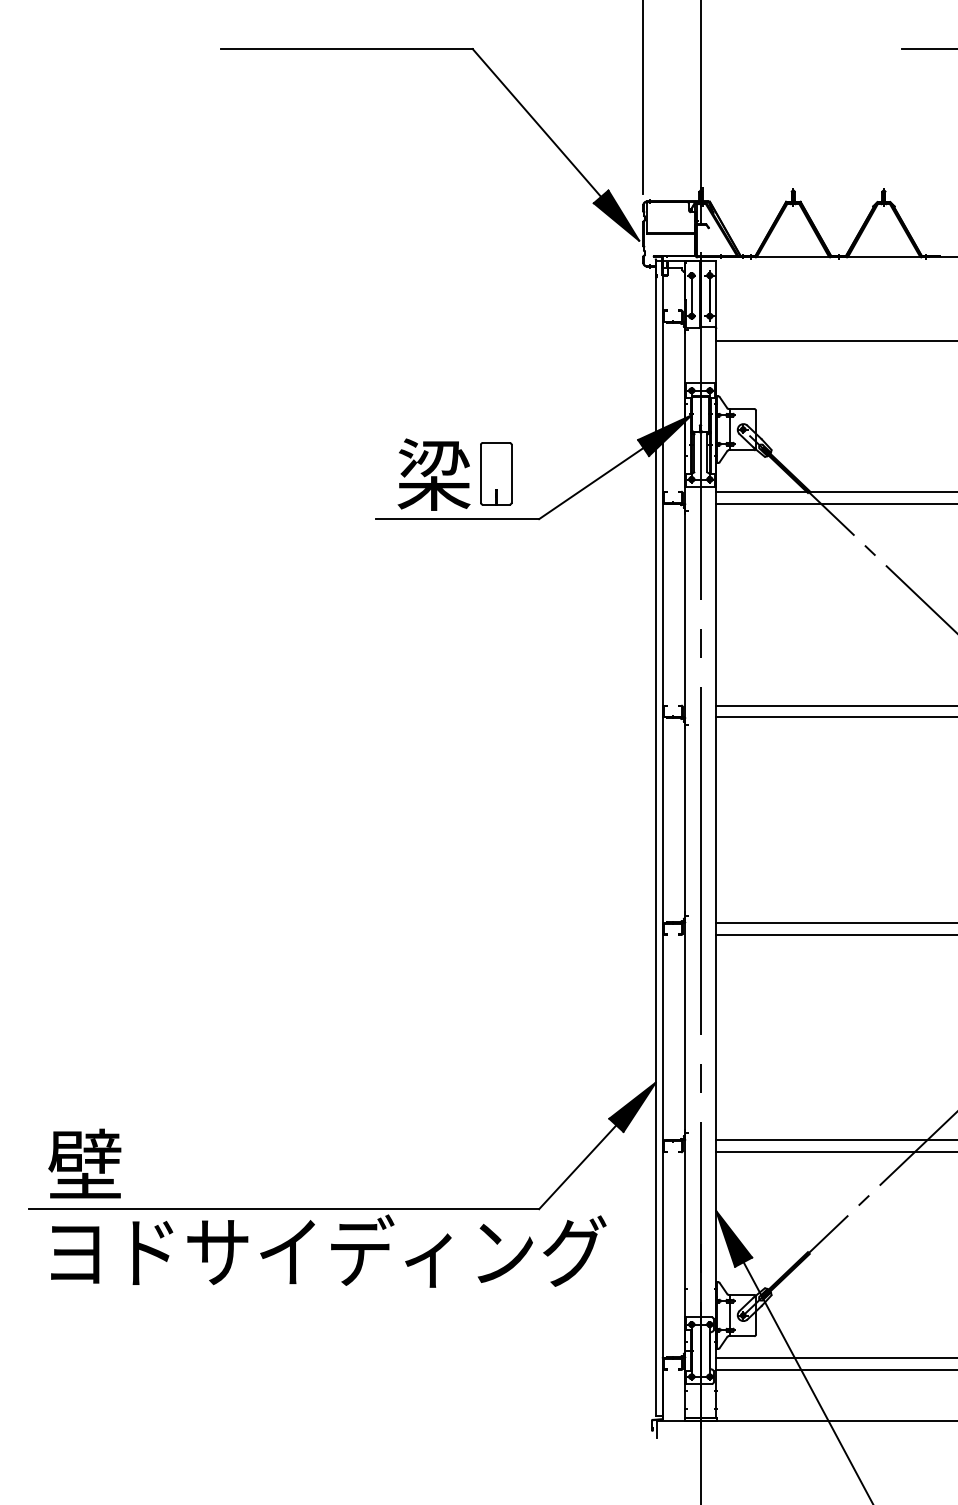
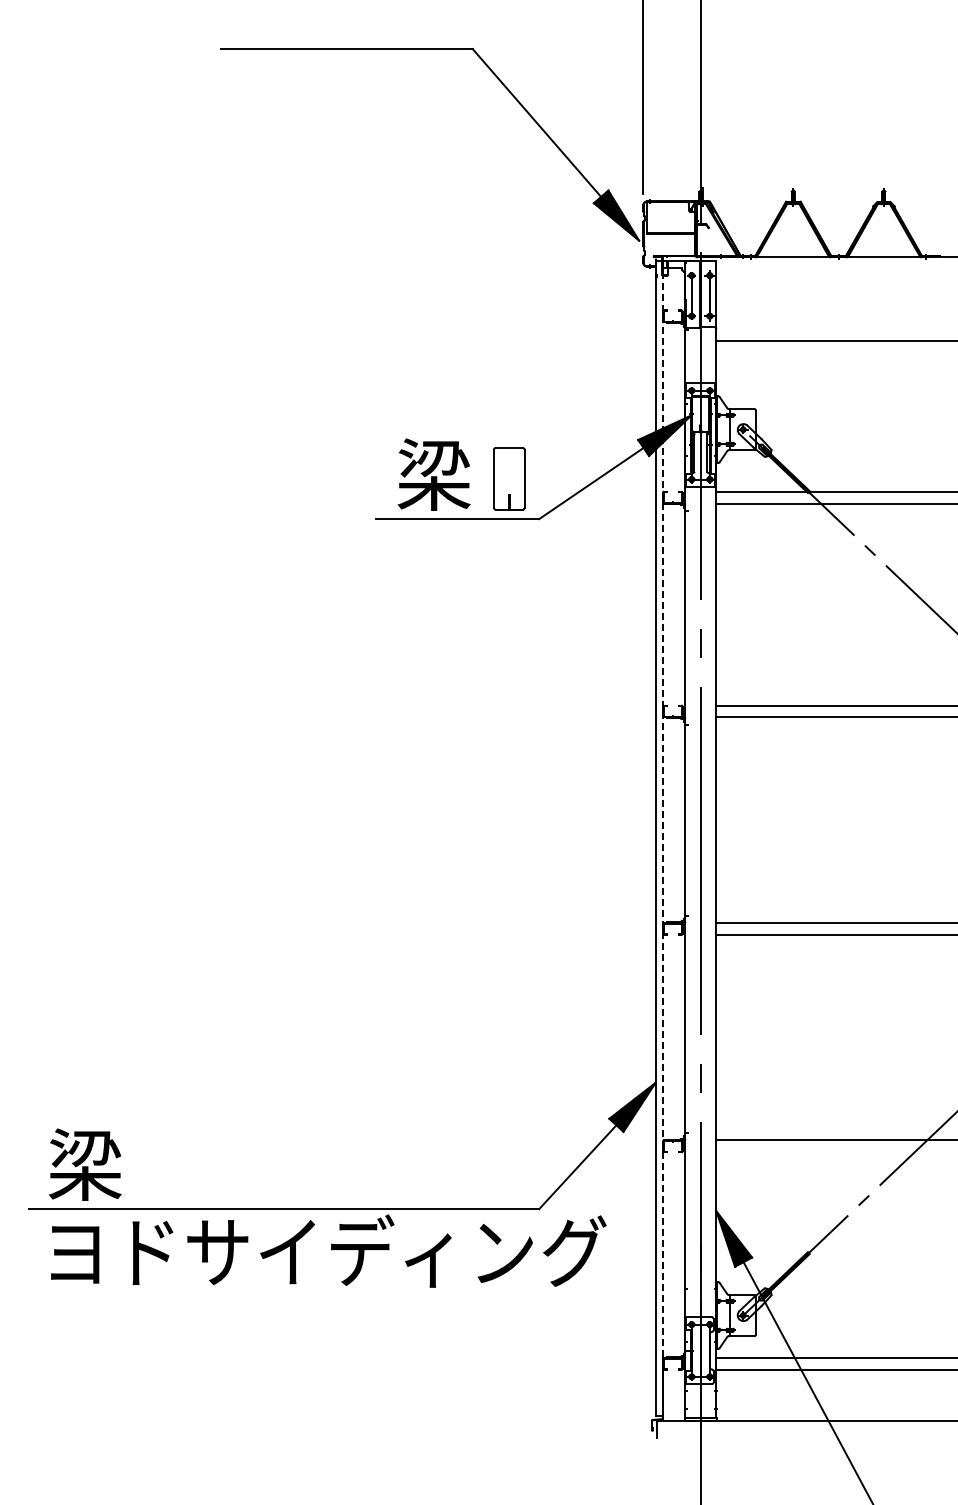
line: present -> none (927, 49)
part position: (496, 473) -> (509, 478) (509, 478)
line: solid -> dashed (662, 838)
line: present -> none (835, 1152)
text: 壁 -> 梁 (84, 1164)
